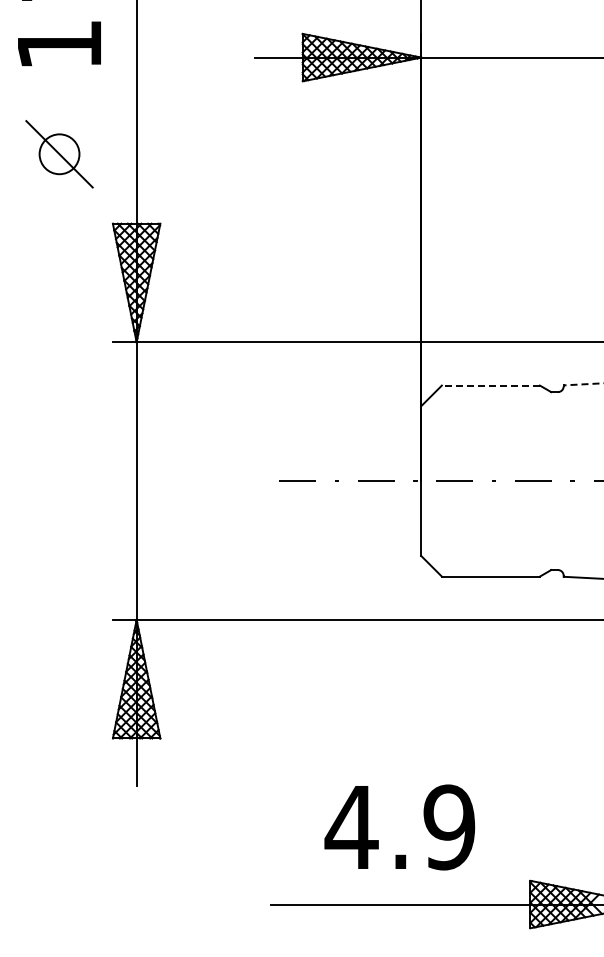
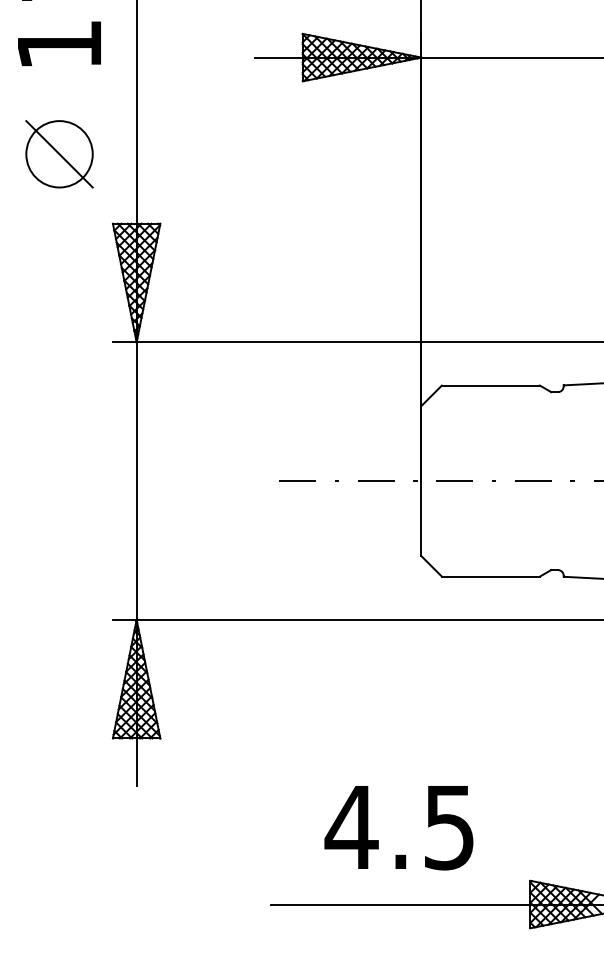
circle diameter: 40 px -> 66 px (59, 154)
line: dashed -> solid (583, 384)
line: dashed -> solid (490, 385)
text: 4.9 -> 4.5 (449, 827)
